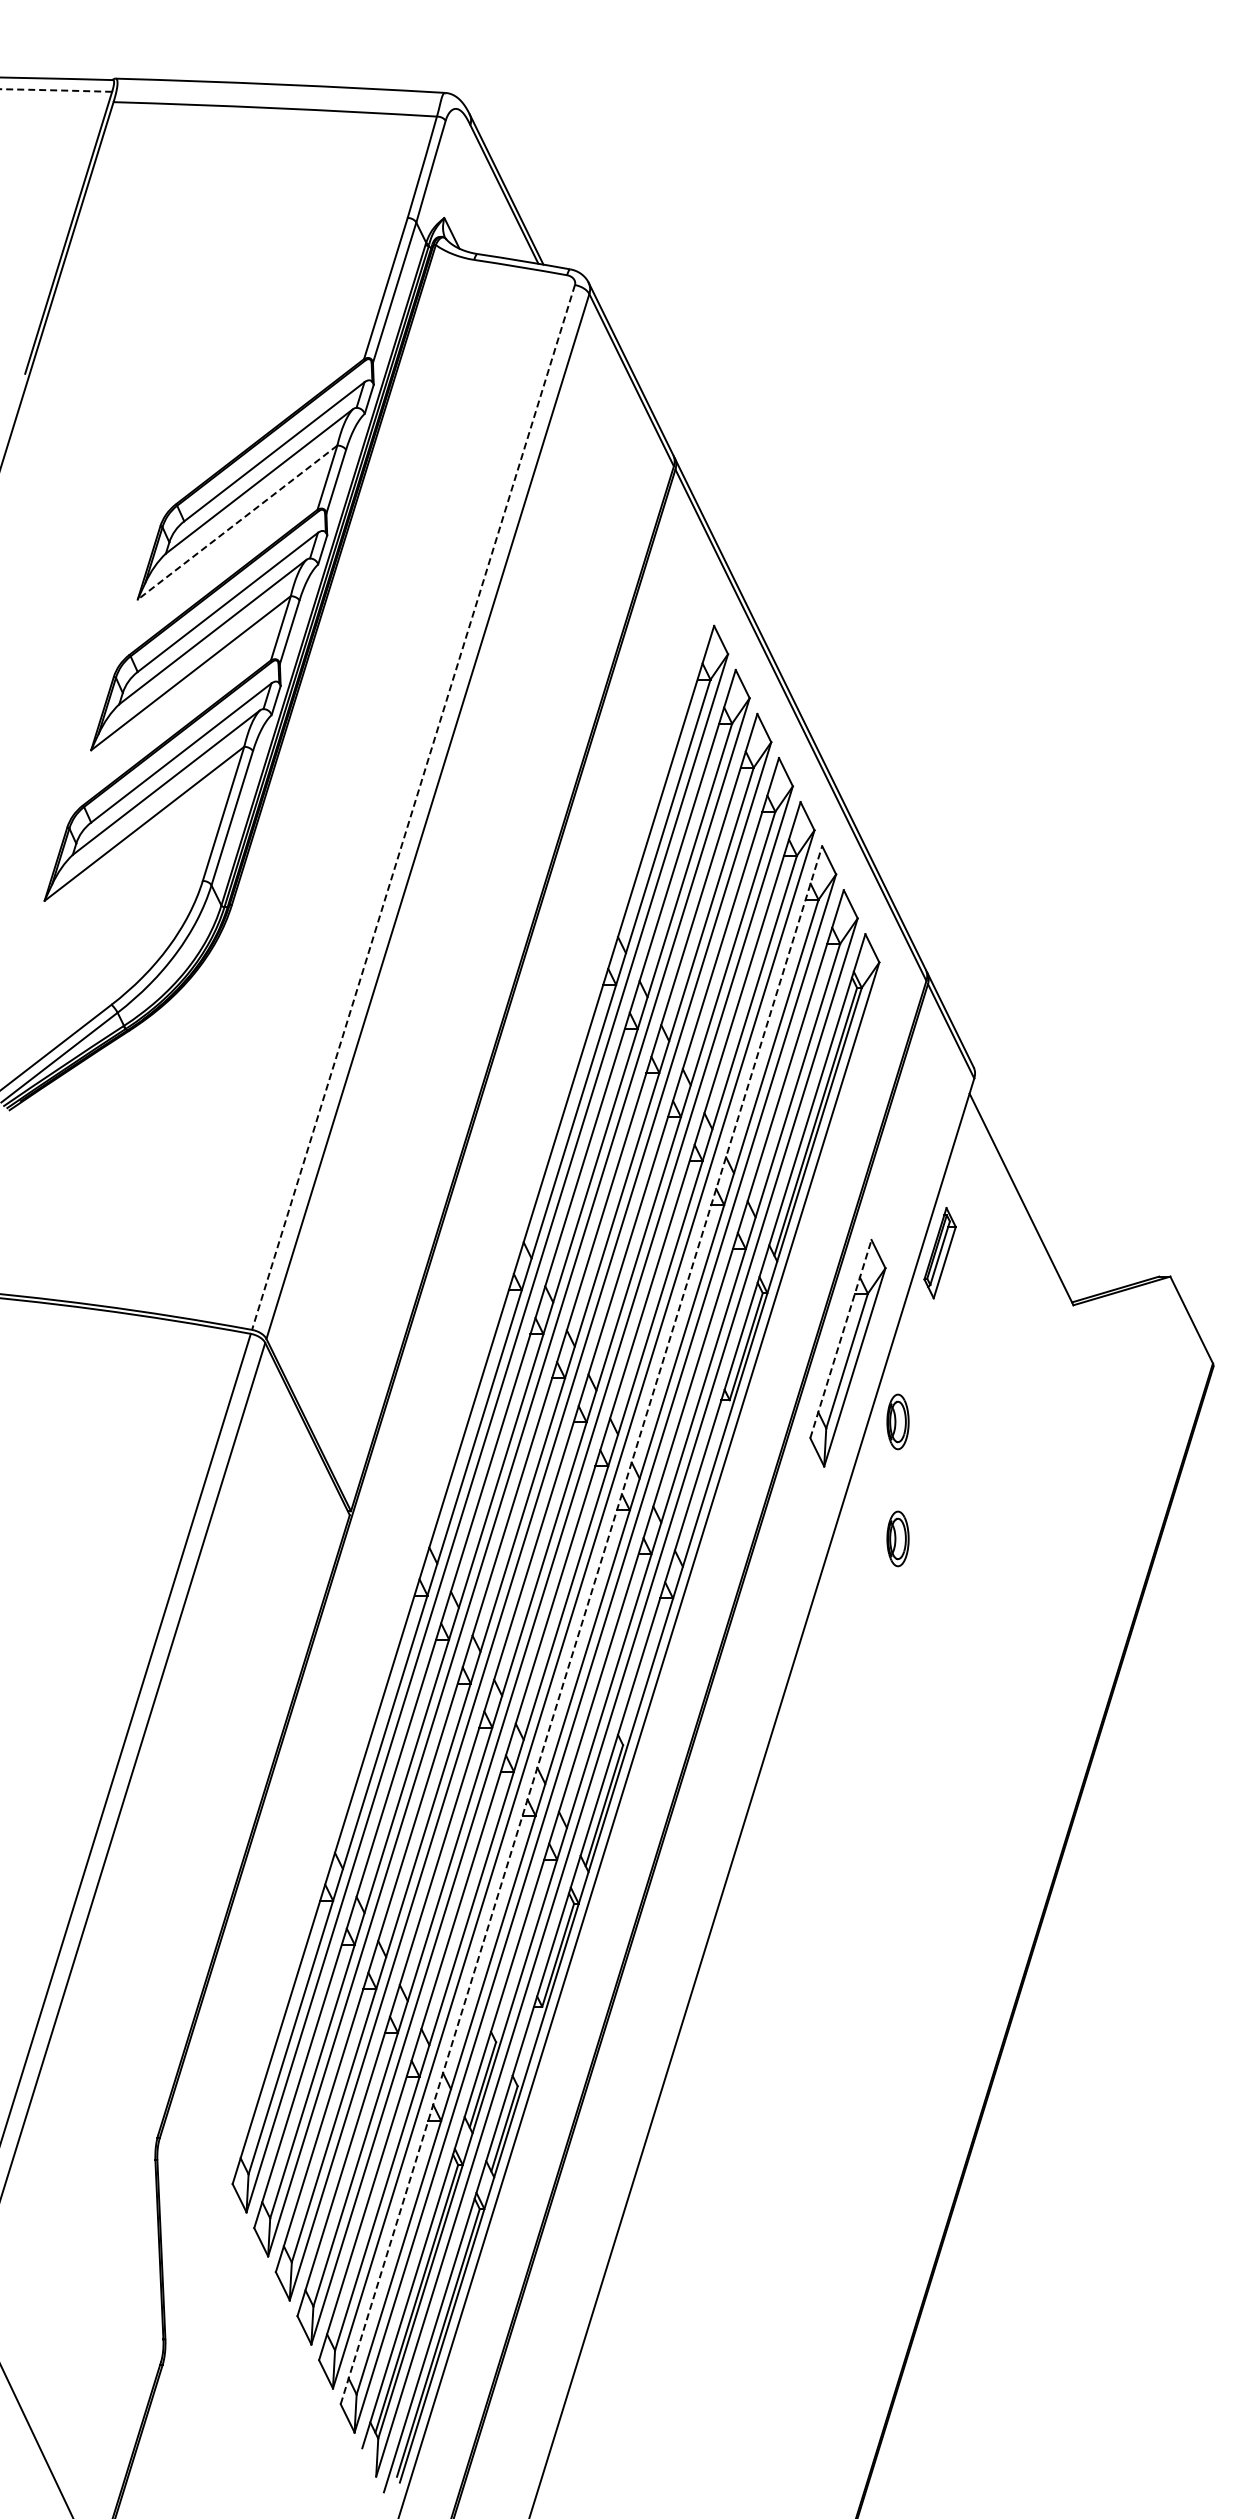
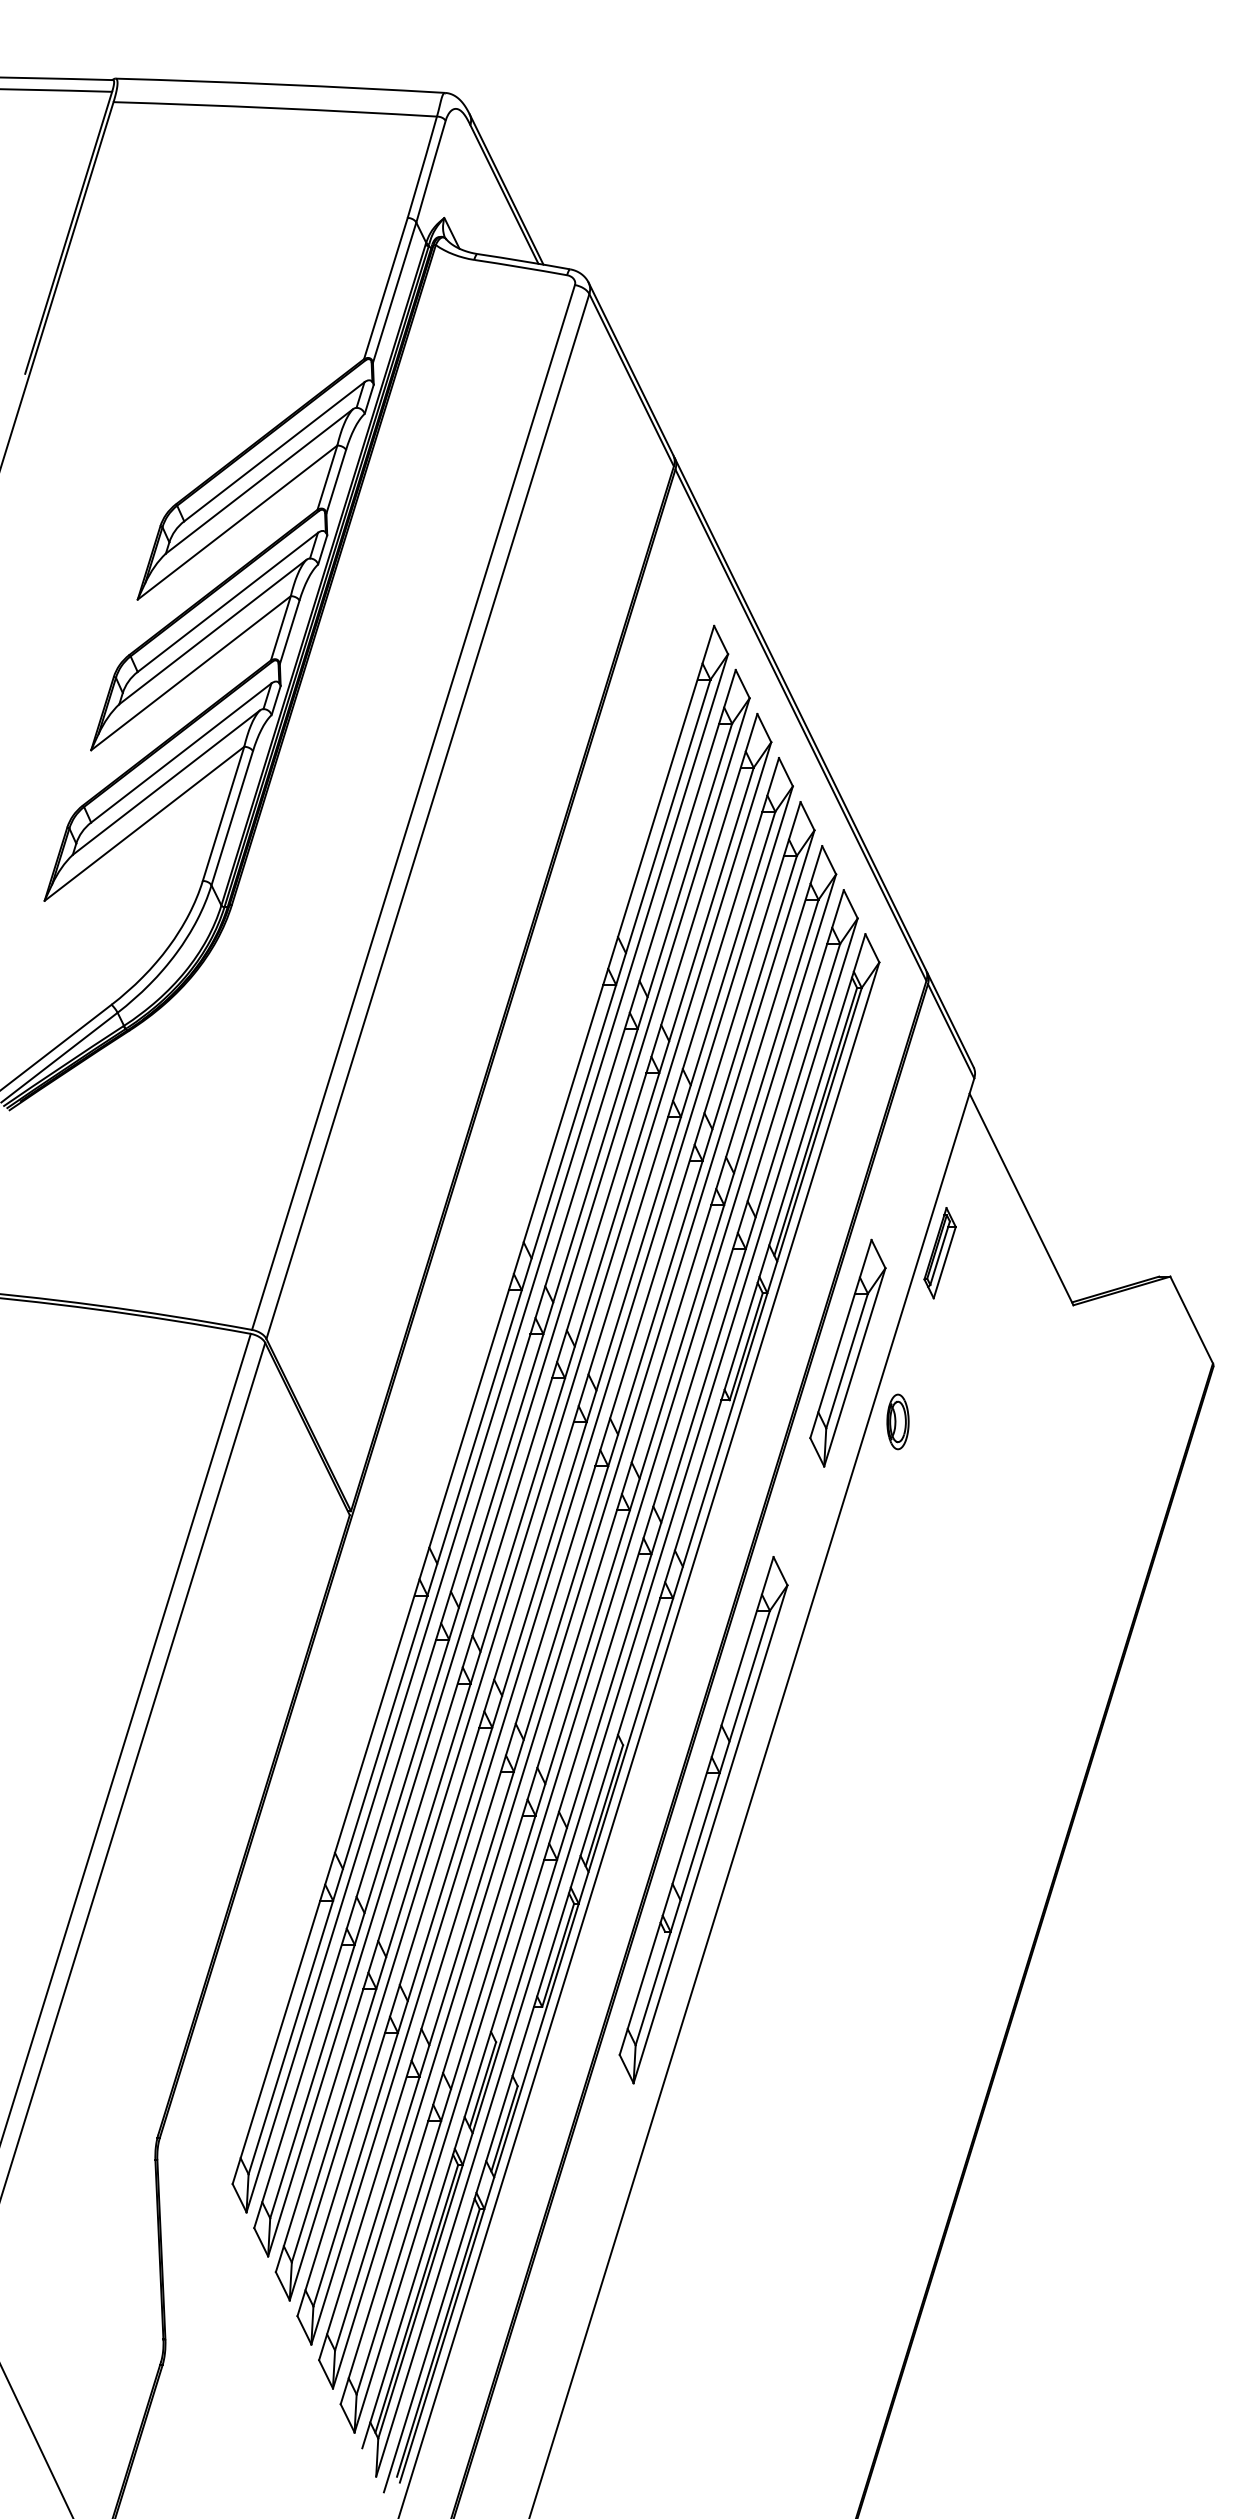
arc: dashed -> solid (55, 90)
line: dashed -> solid (237, 522)
line: dashed -> solid (413, 807)
line: dashed -> solid (840, 1339)
part: present -> none (897, 1538)
line: dashed -> solid (581, 1624)
part: none -> present (703, 1820)
